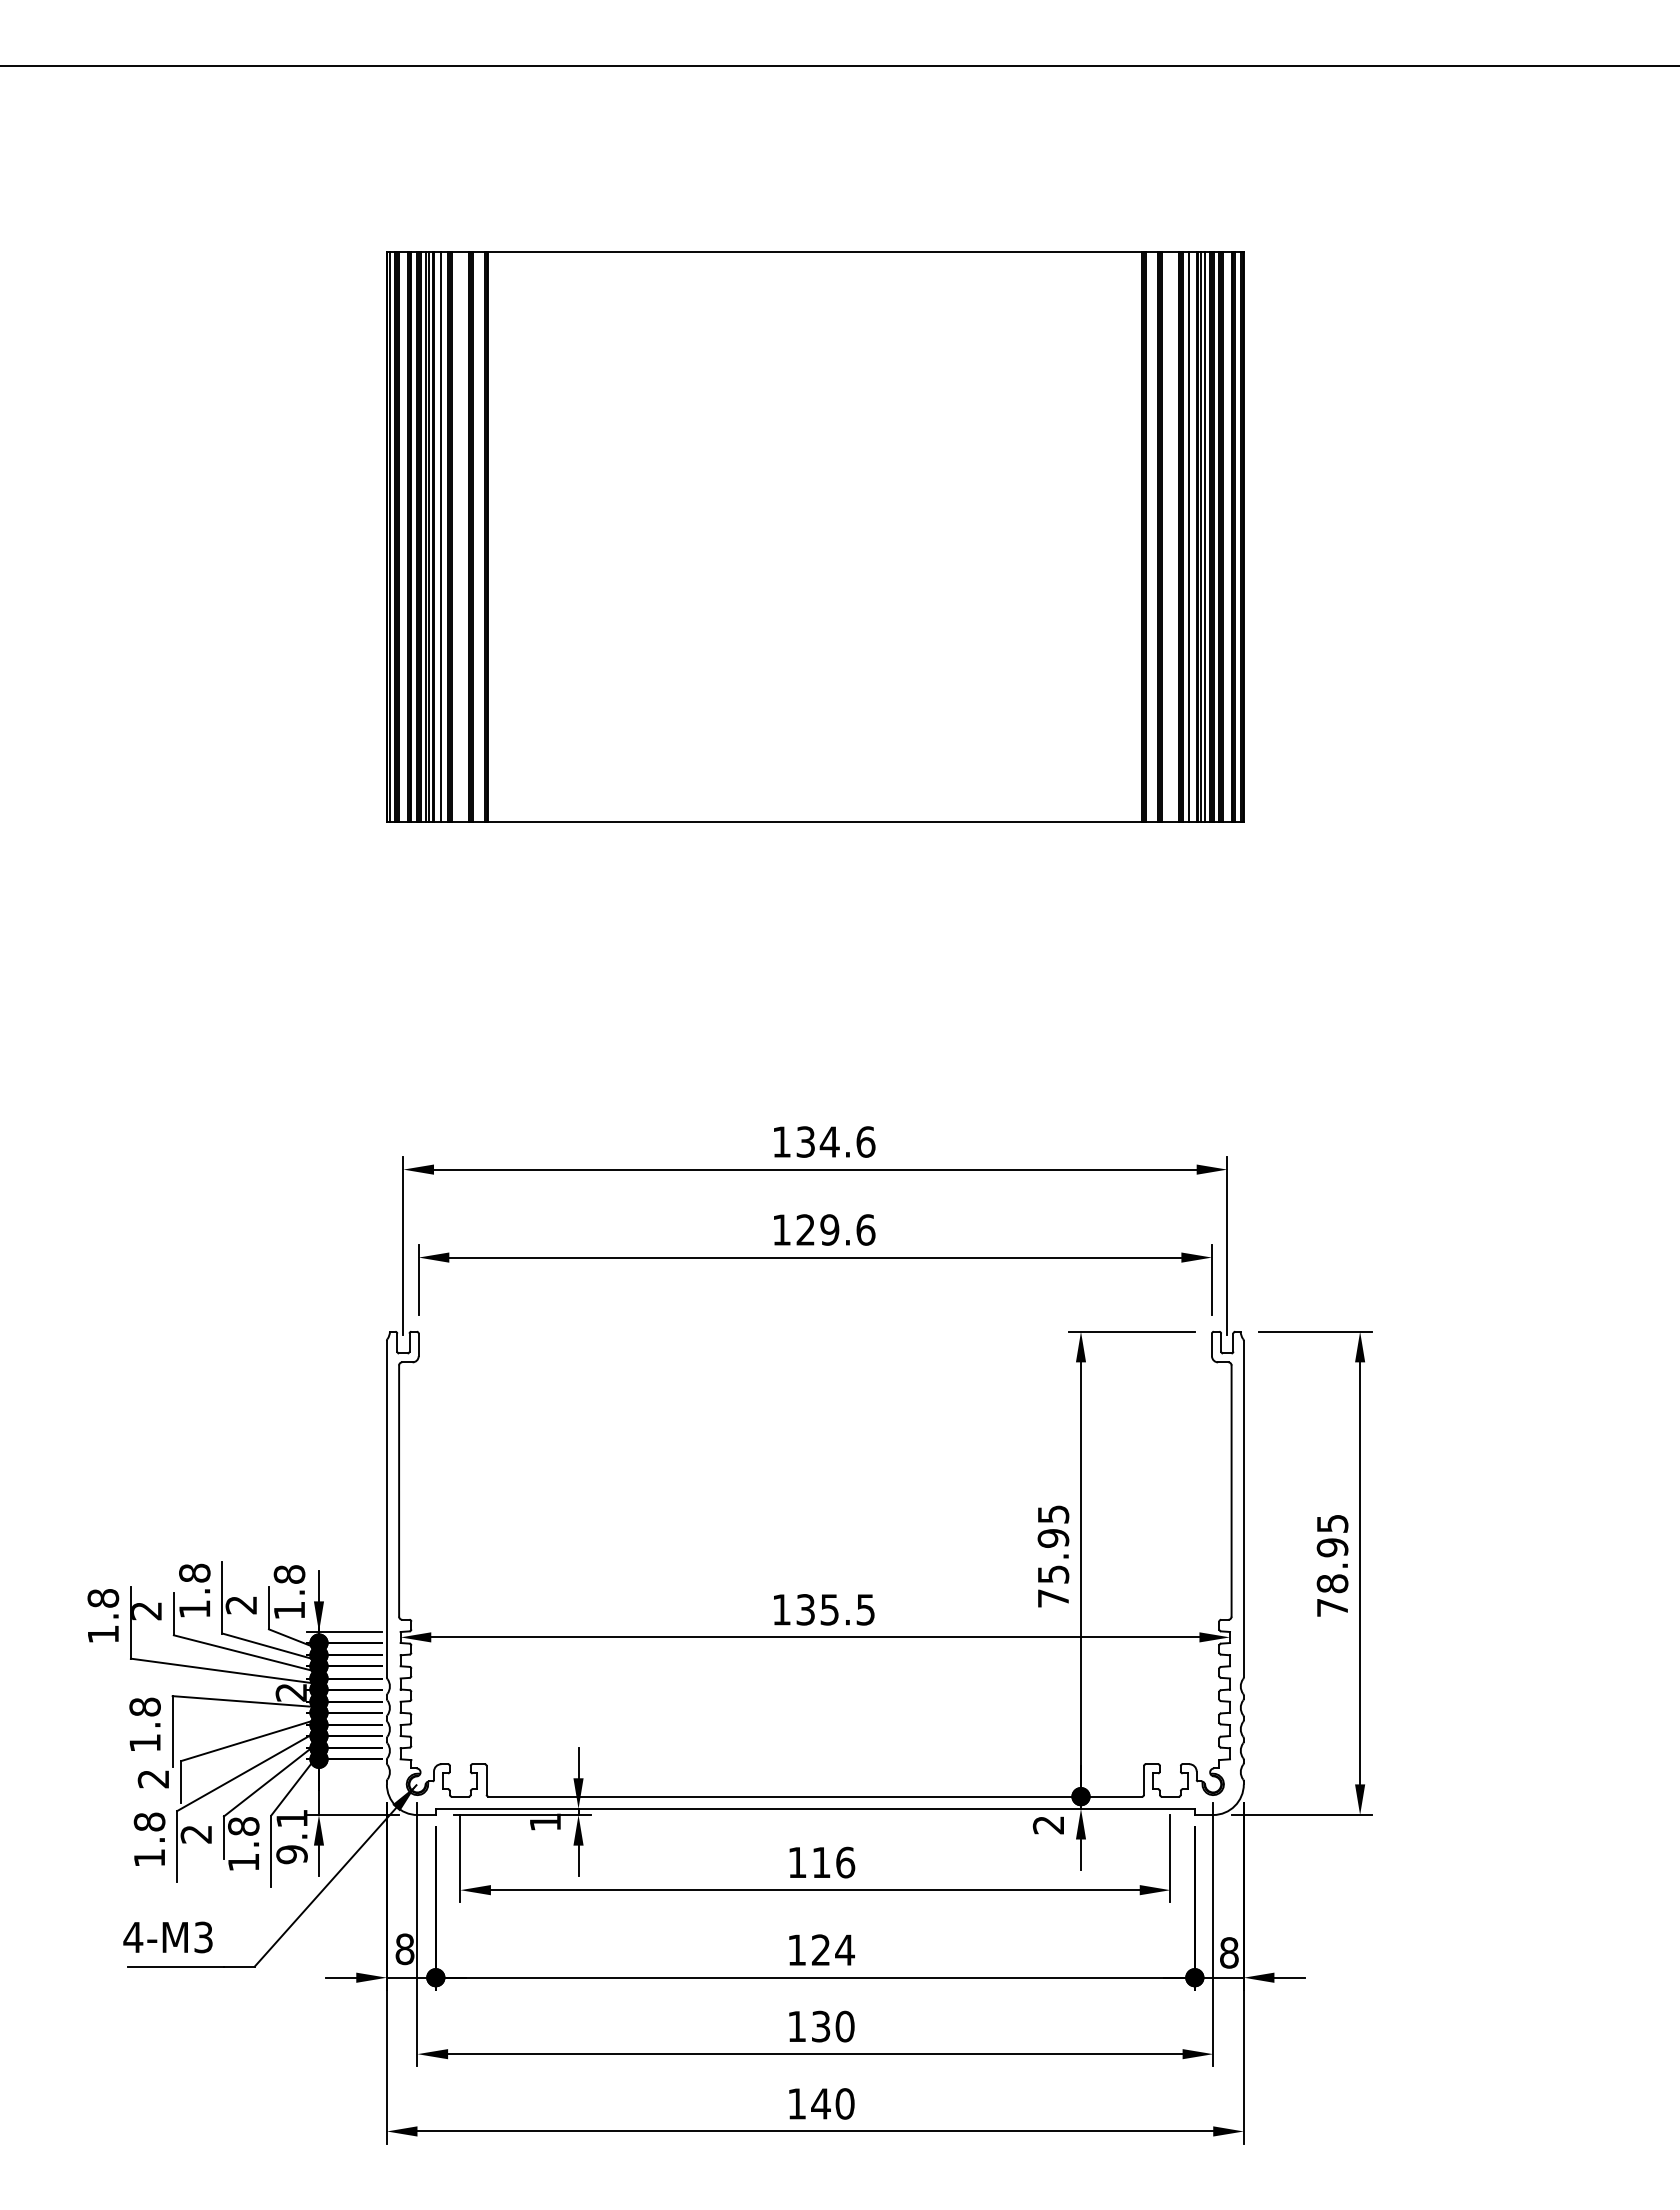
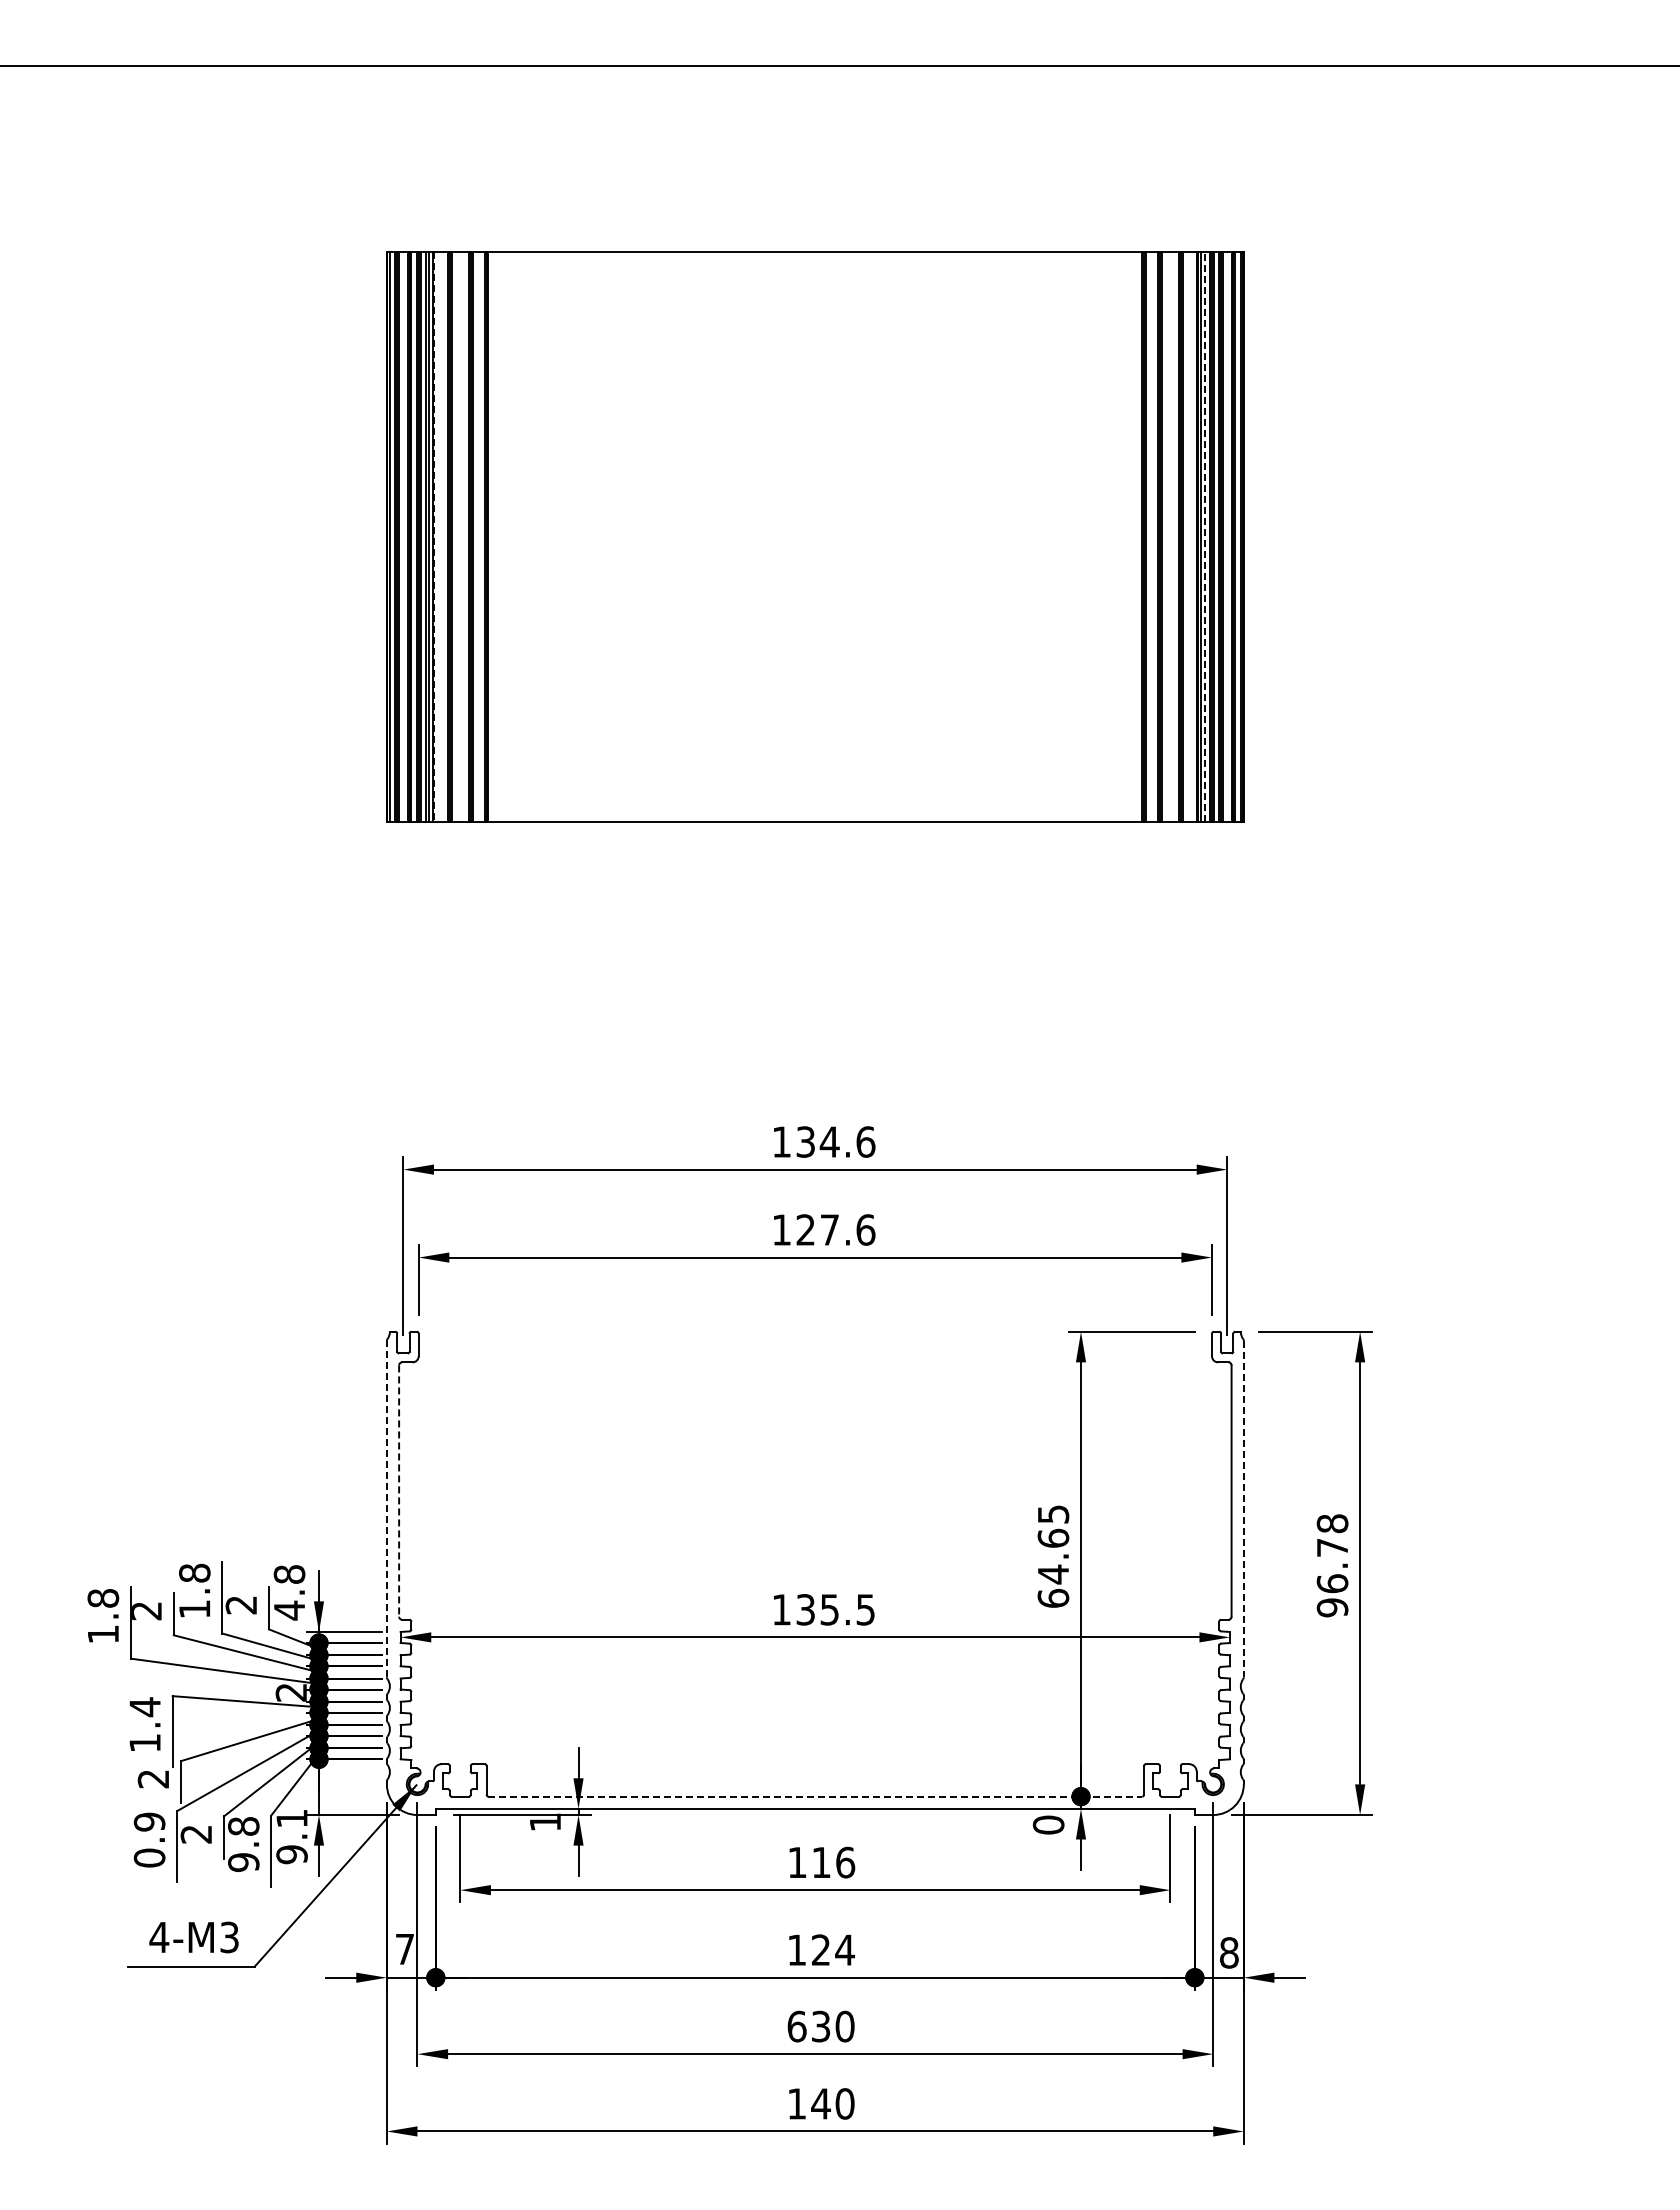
line: present -> none (441, 536)
line: present -> none (1189, 536)
line: solid -> dashed (434, 537)
line: solid -> dashed (1205, 537)
text: 129.6 -> 127.6 (829, 1229)
line: solid -> dashed (399, 1491)
line: solid -> dashed (386, 1508)
line: solid -> dashed (1243, 1509)
text: 78.95 -> 96.78 (1332, 1565)
text: 75.95 -> 64.65 (1053, 1567)
text: 1.8 -> 4.8 (289, 1610)
text: 1.8 -> 1.4 (144, 1707)
line: solid -> dashed (815, 1796)
text: 2 -> 0 (1048, 1824)
text: 1.8 -> 0.9 (149, 1839)
text: 1.8 -> 9.8 (243, 1862)
text position: (167, 1937) -> (193, 1937) (193, 1937)
text: 8 -> 7 (404, 1949)
text: 130 -> 630 (796, 2026)
